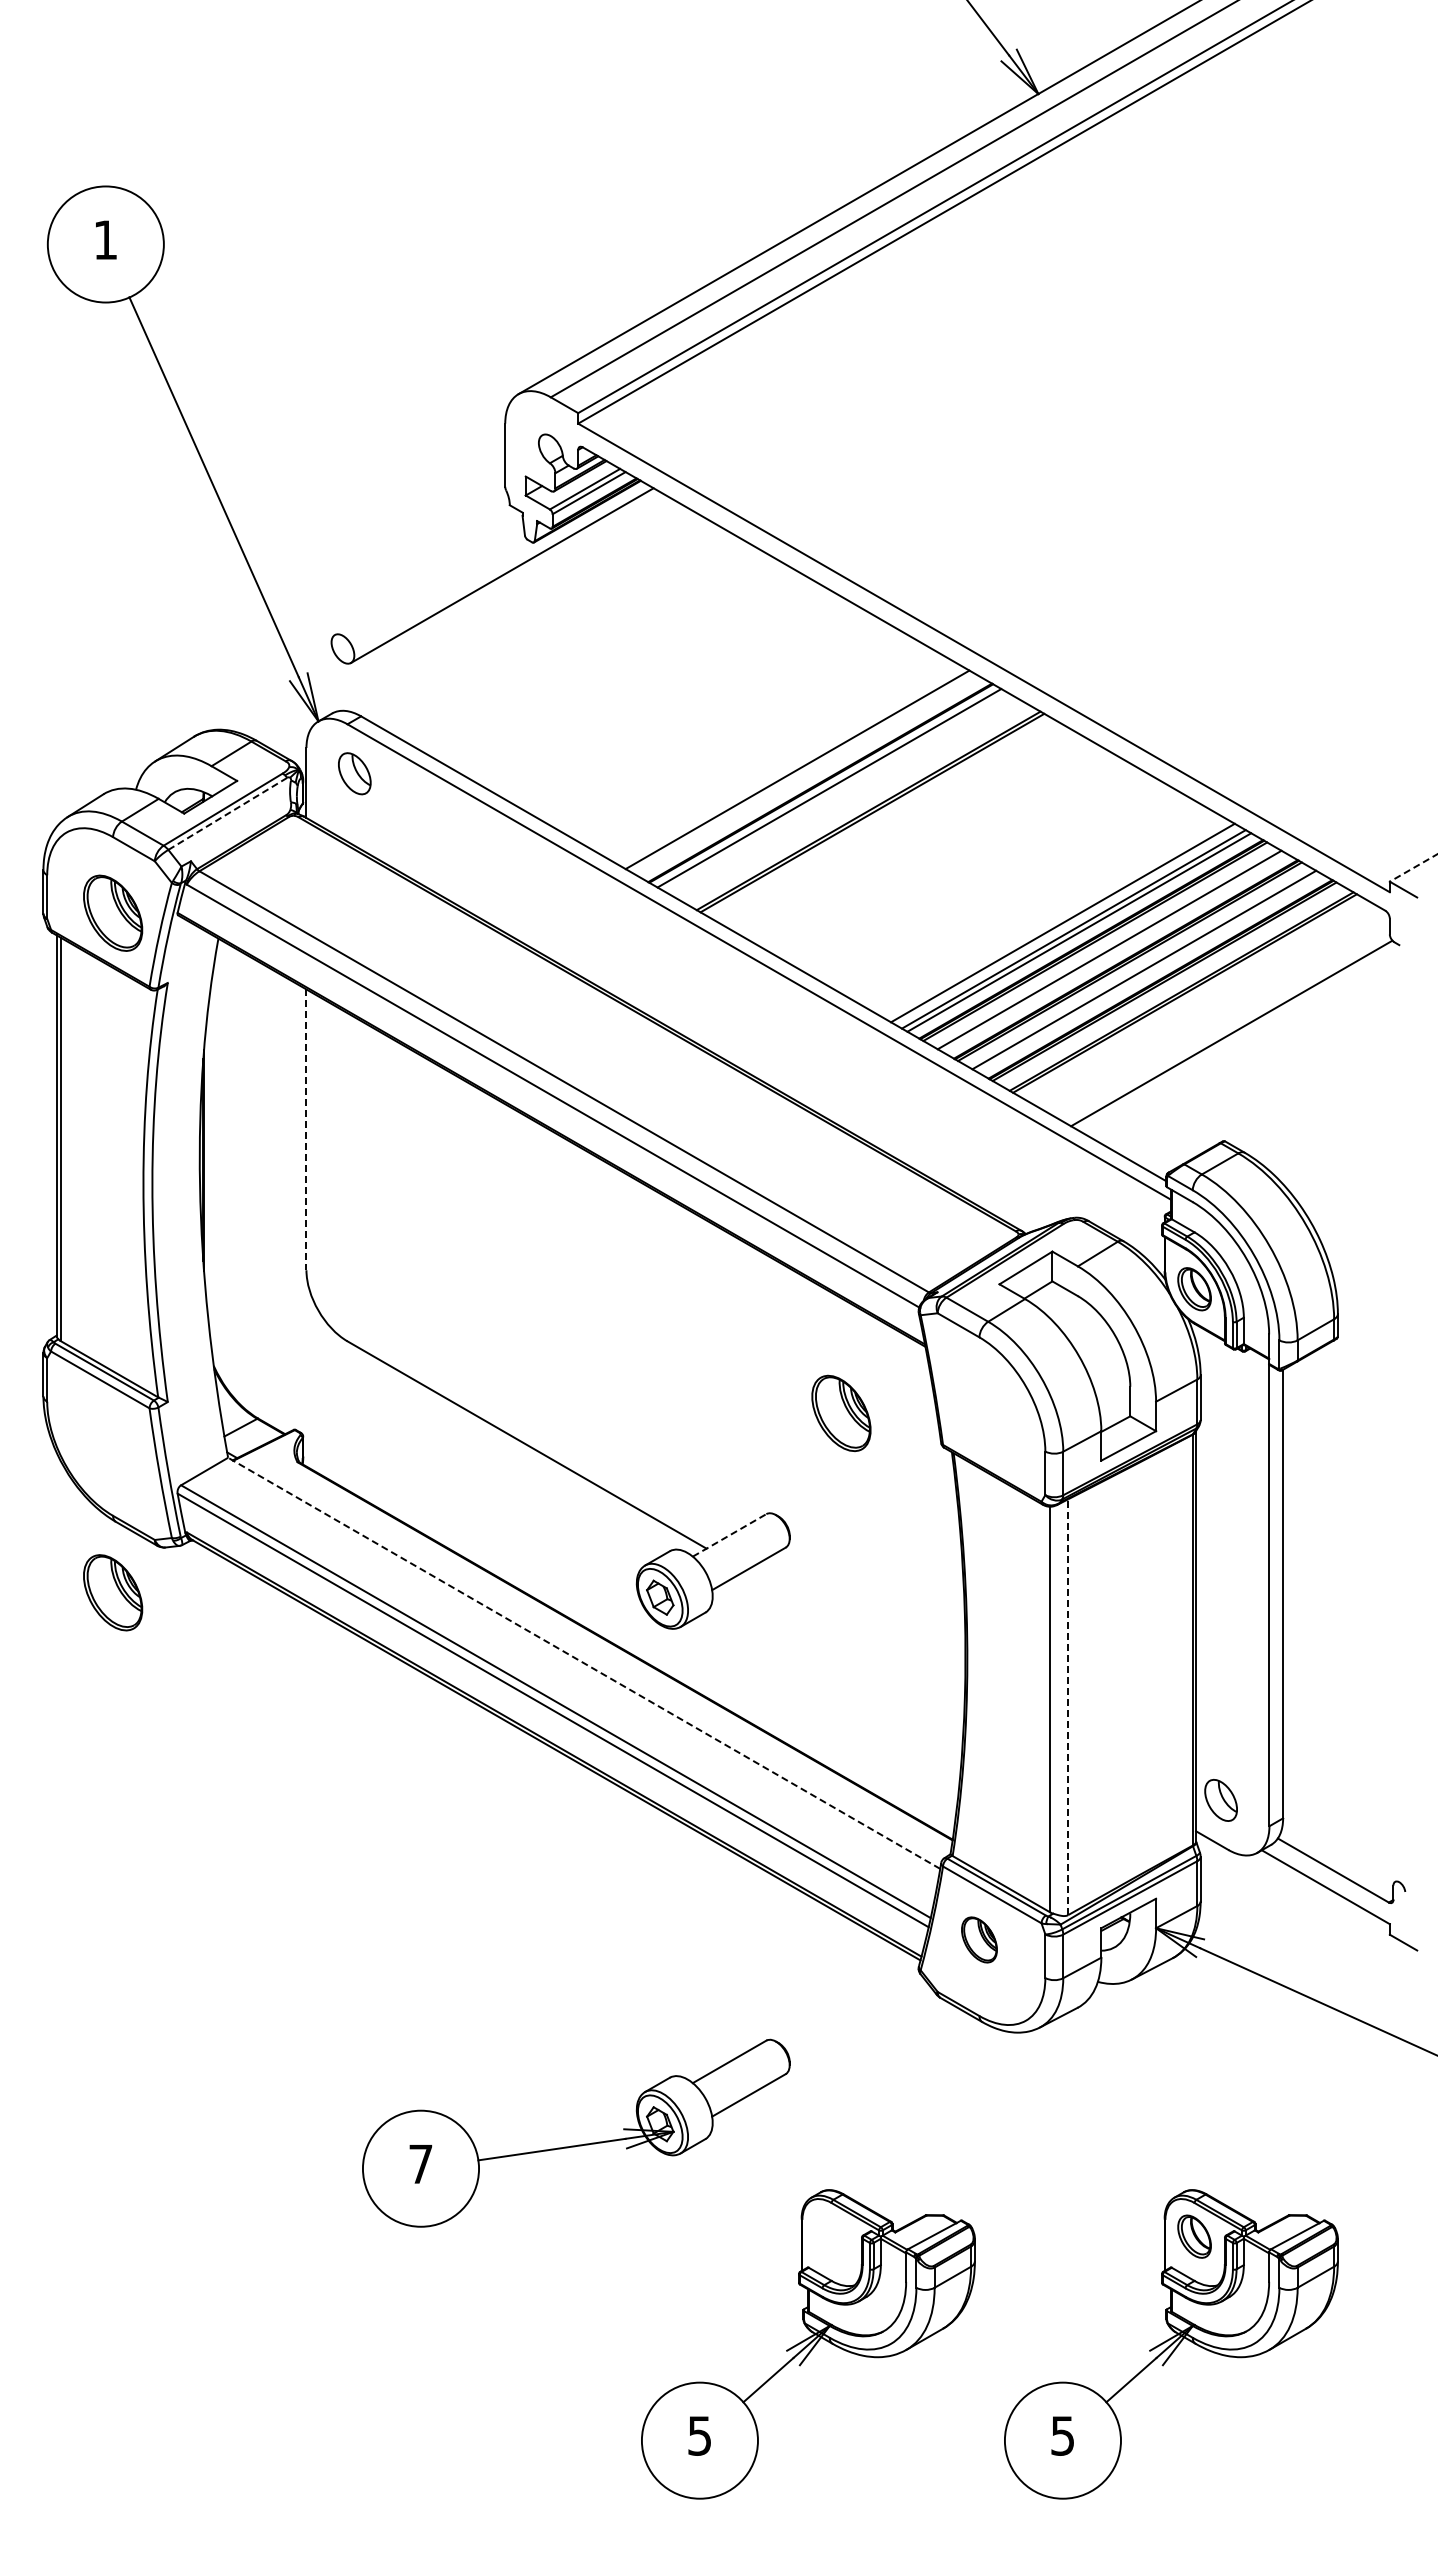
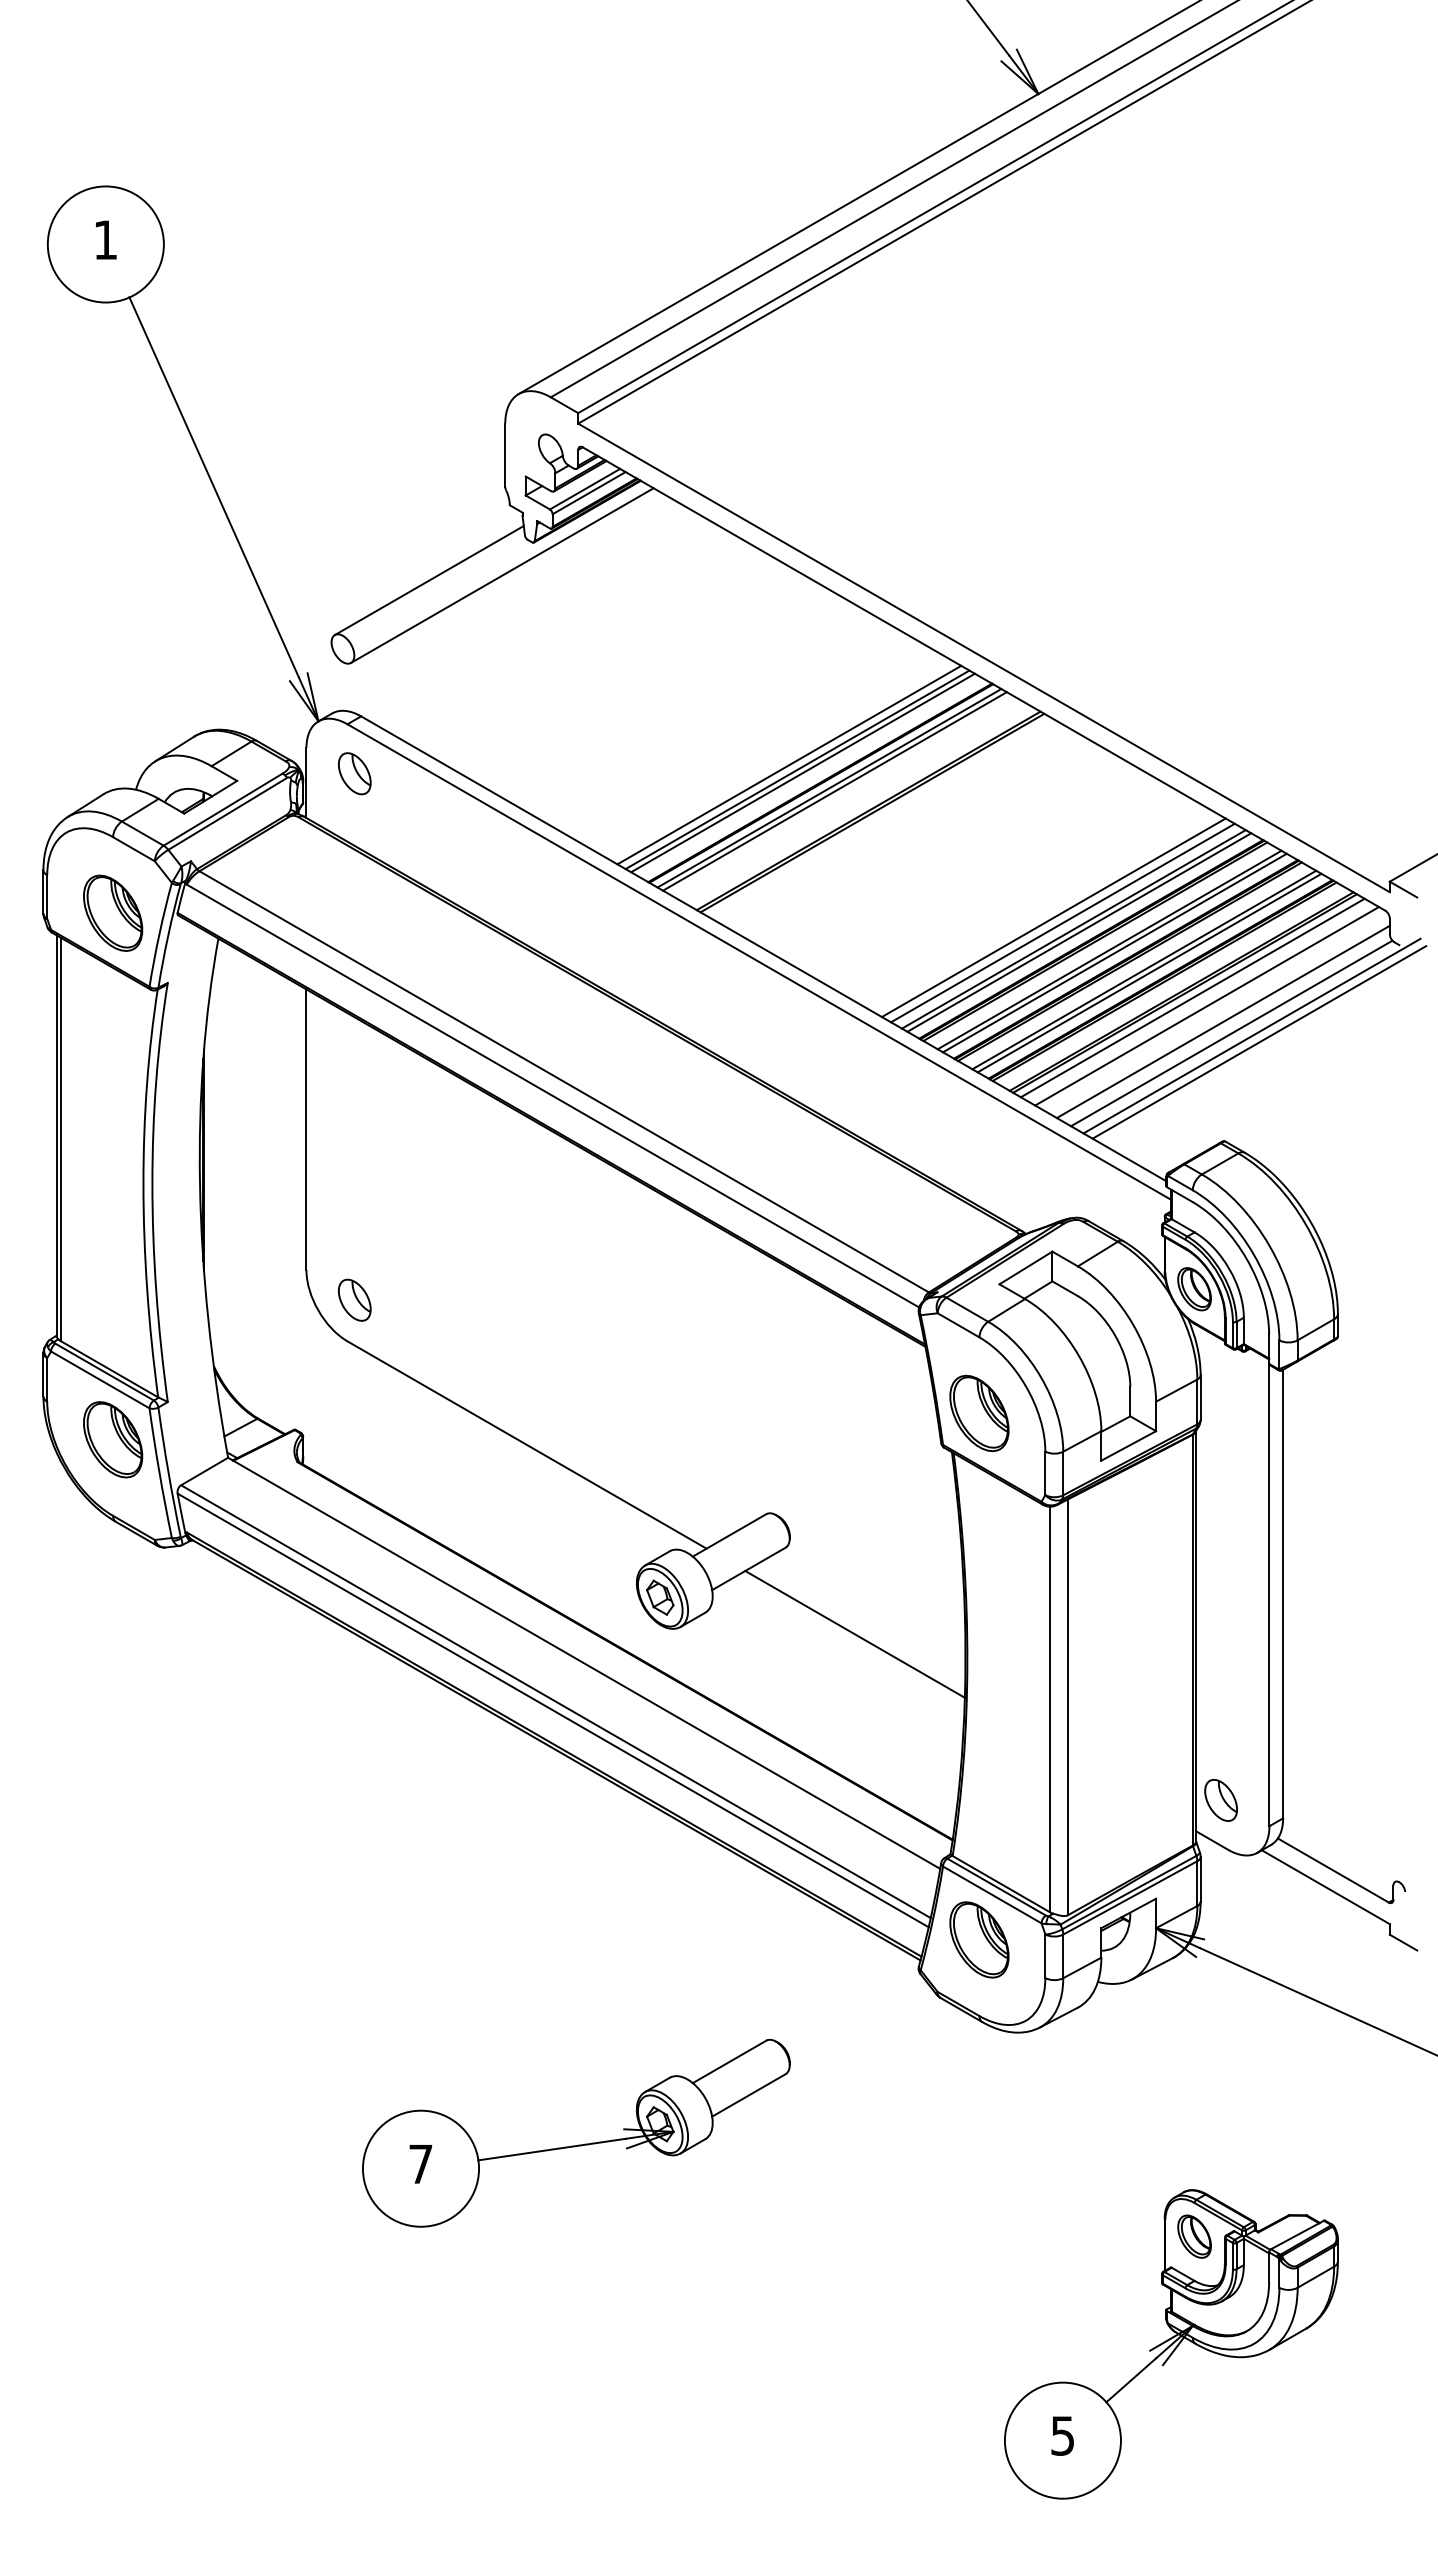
line: none -> present (428, 580)
line: none -> present (789, 764)
line: none -> present (802, 772)
line: none -> present (834, 791)
line: dashed -> solid (227, 813)
line: dashed -> solid (1413, 868)
line: none -> present (1053, 917)
line: none -> present (1114, 952)
line: none -> present (1149, 972)
line: none -> present (1192, 997)
line: none -> present (1206, 1006)
line: none -> present (1222, 1021)
line: none -> present (1251, 1035)
line: none -> present (1259, 1042)
line: dashed -> solid (306, 1130)
part: none -> present (354, 1299)
part position: (841, 1412) -> (979, 1412) (979, 1412)
line: dashed -> solid (730, 1535)
part position: (113, 1592) -> (113, 1439) (113, 1439)
line: none -> present (854, 1634)
line: dashed -> solid (583, 1663)
line: dashed -> solid (1068, 1707)
part size: 37x48 px -> 61x78 px (979, 1939)
part: present -> none (808, 2344)
